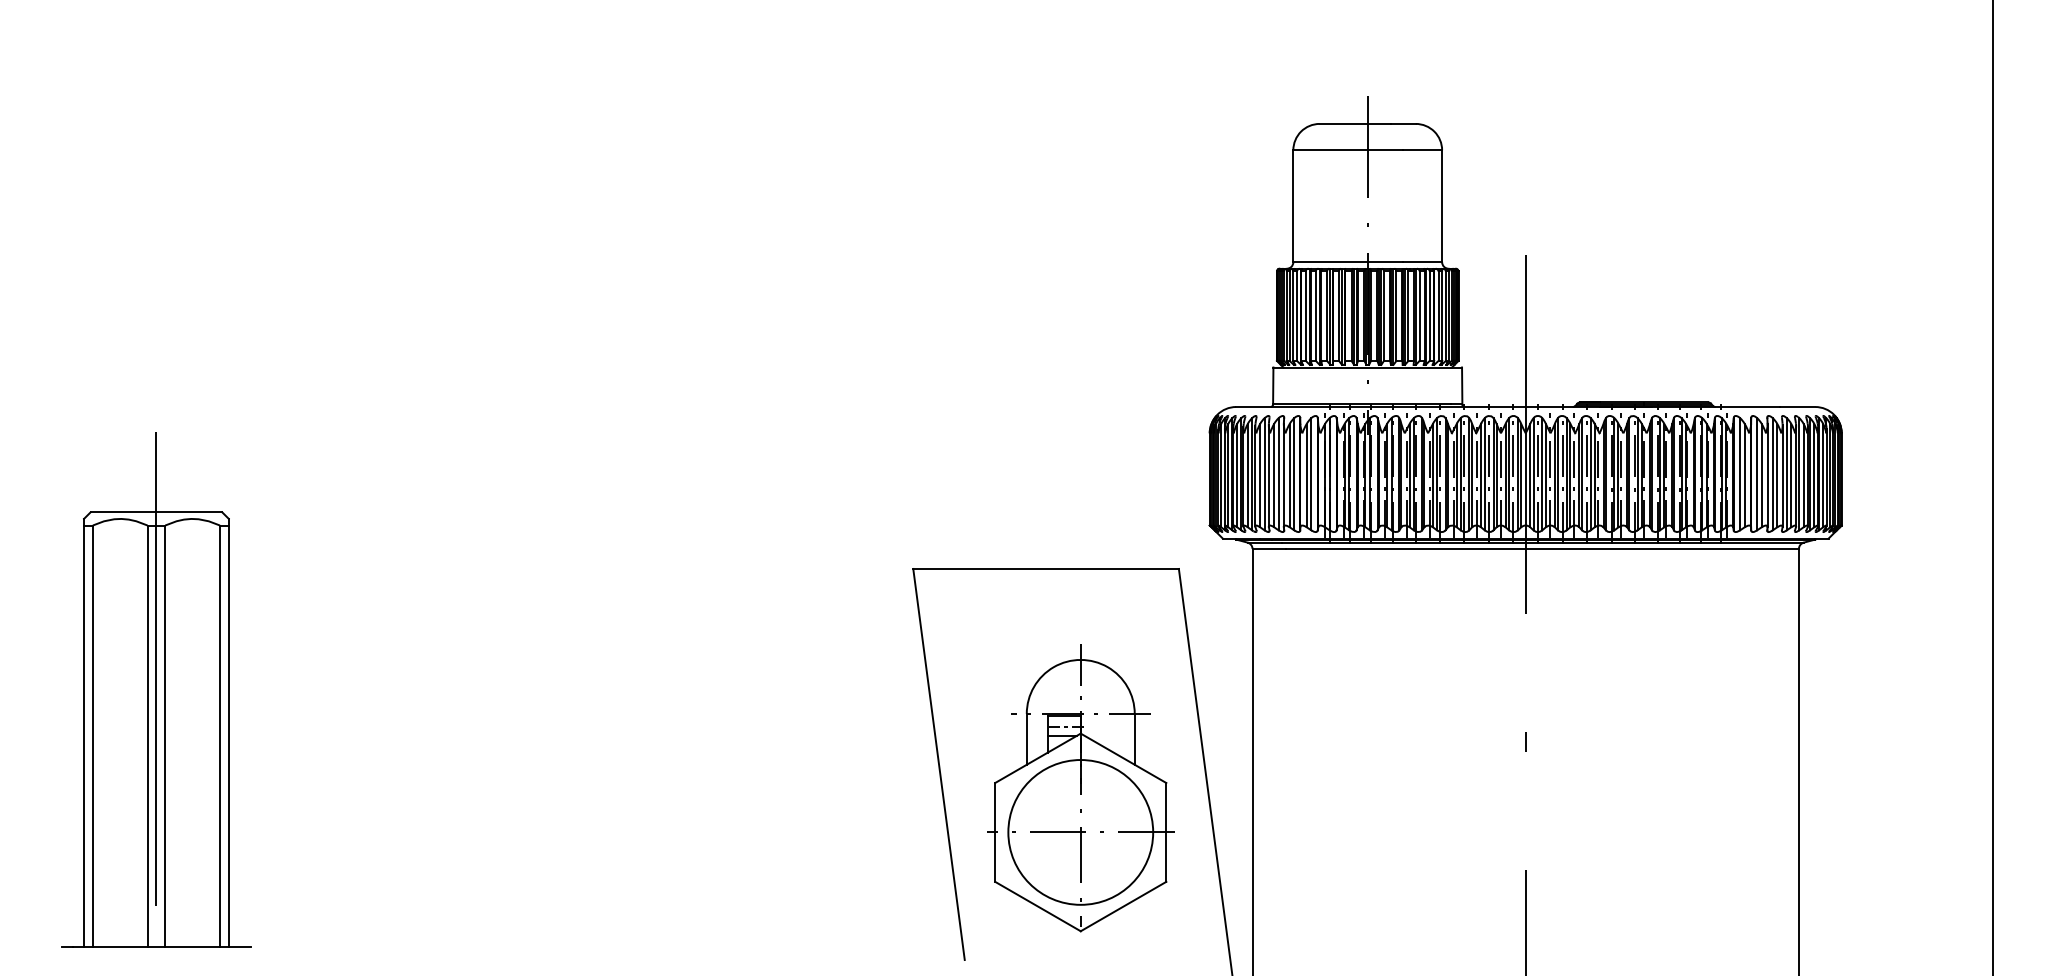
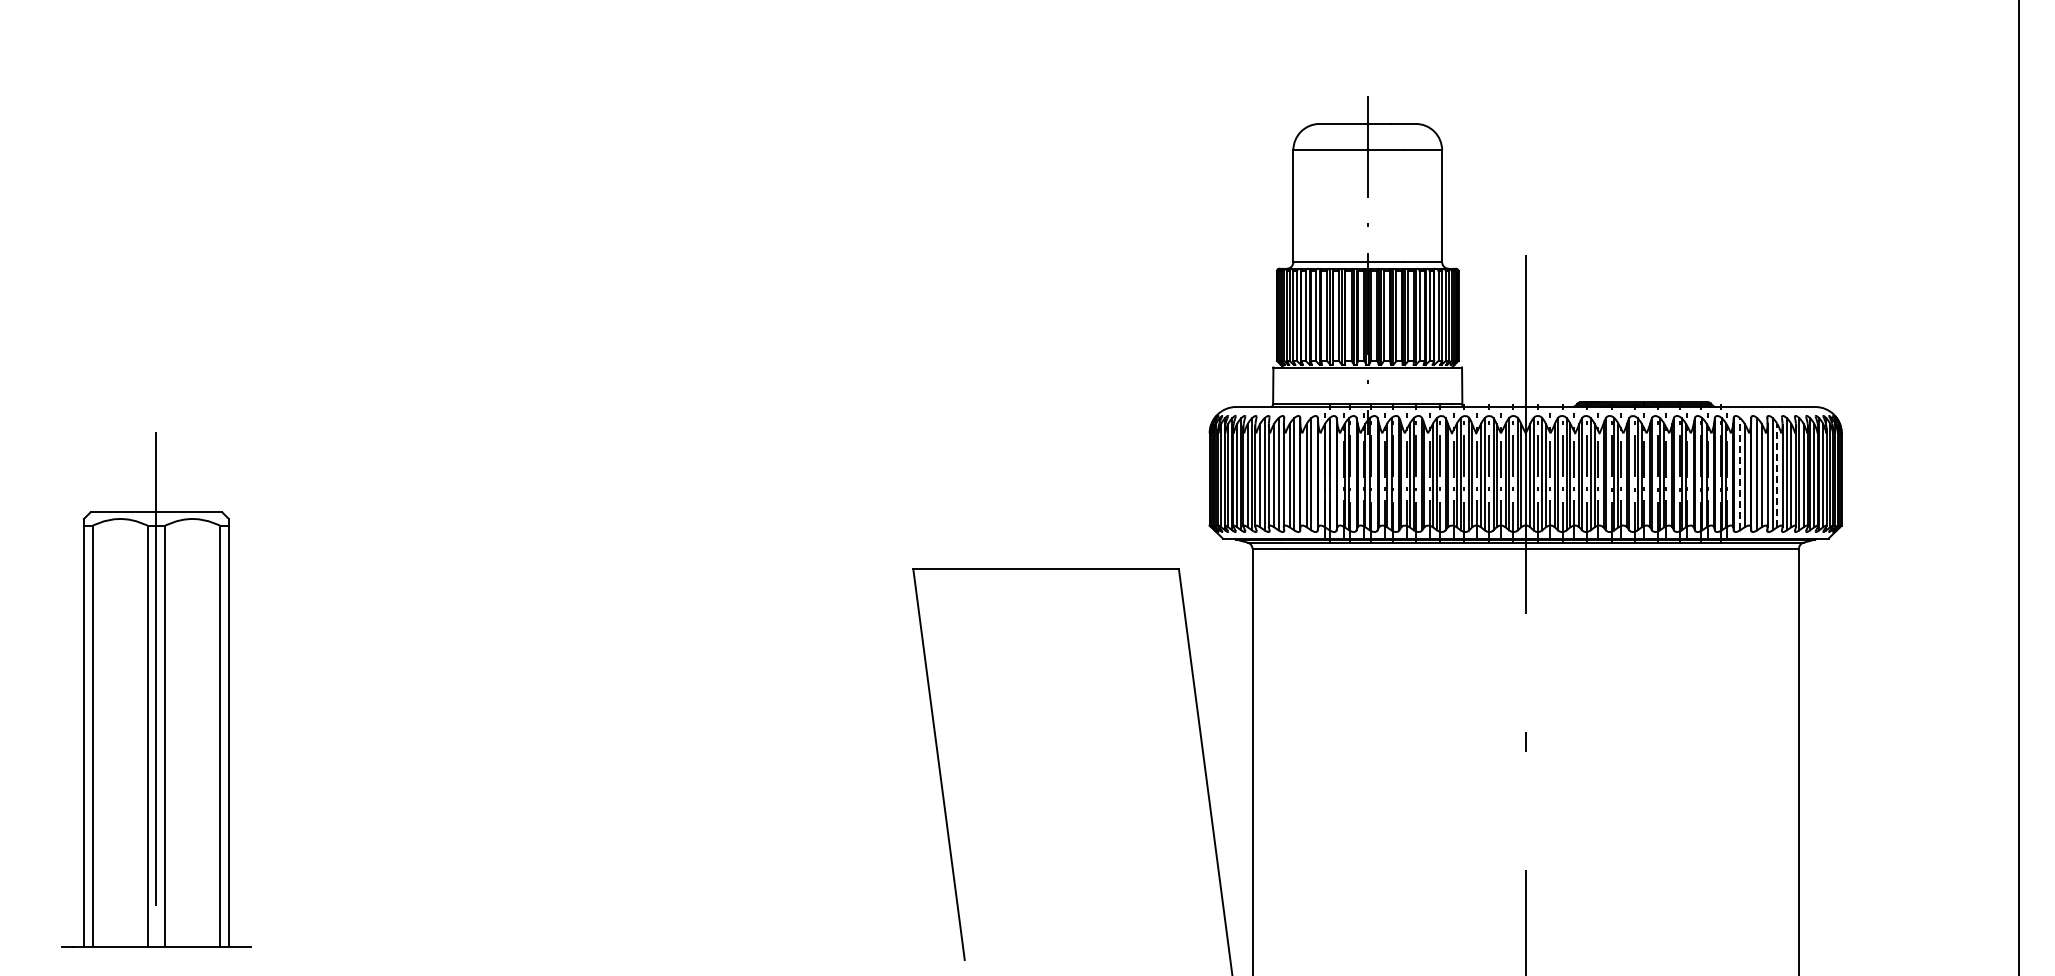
line: solid -> dashed (1740, 473)
line: solid -> dashed (1777, 475)
line position: (1993, 487) -> (2019, 487) (2019, 487)
part: present -> none (1080, 788)
